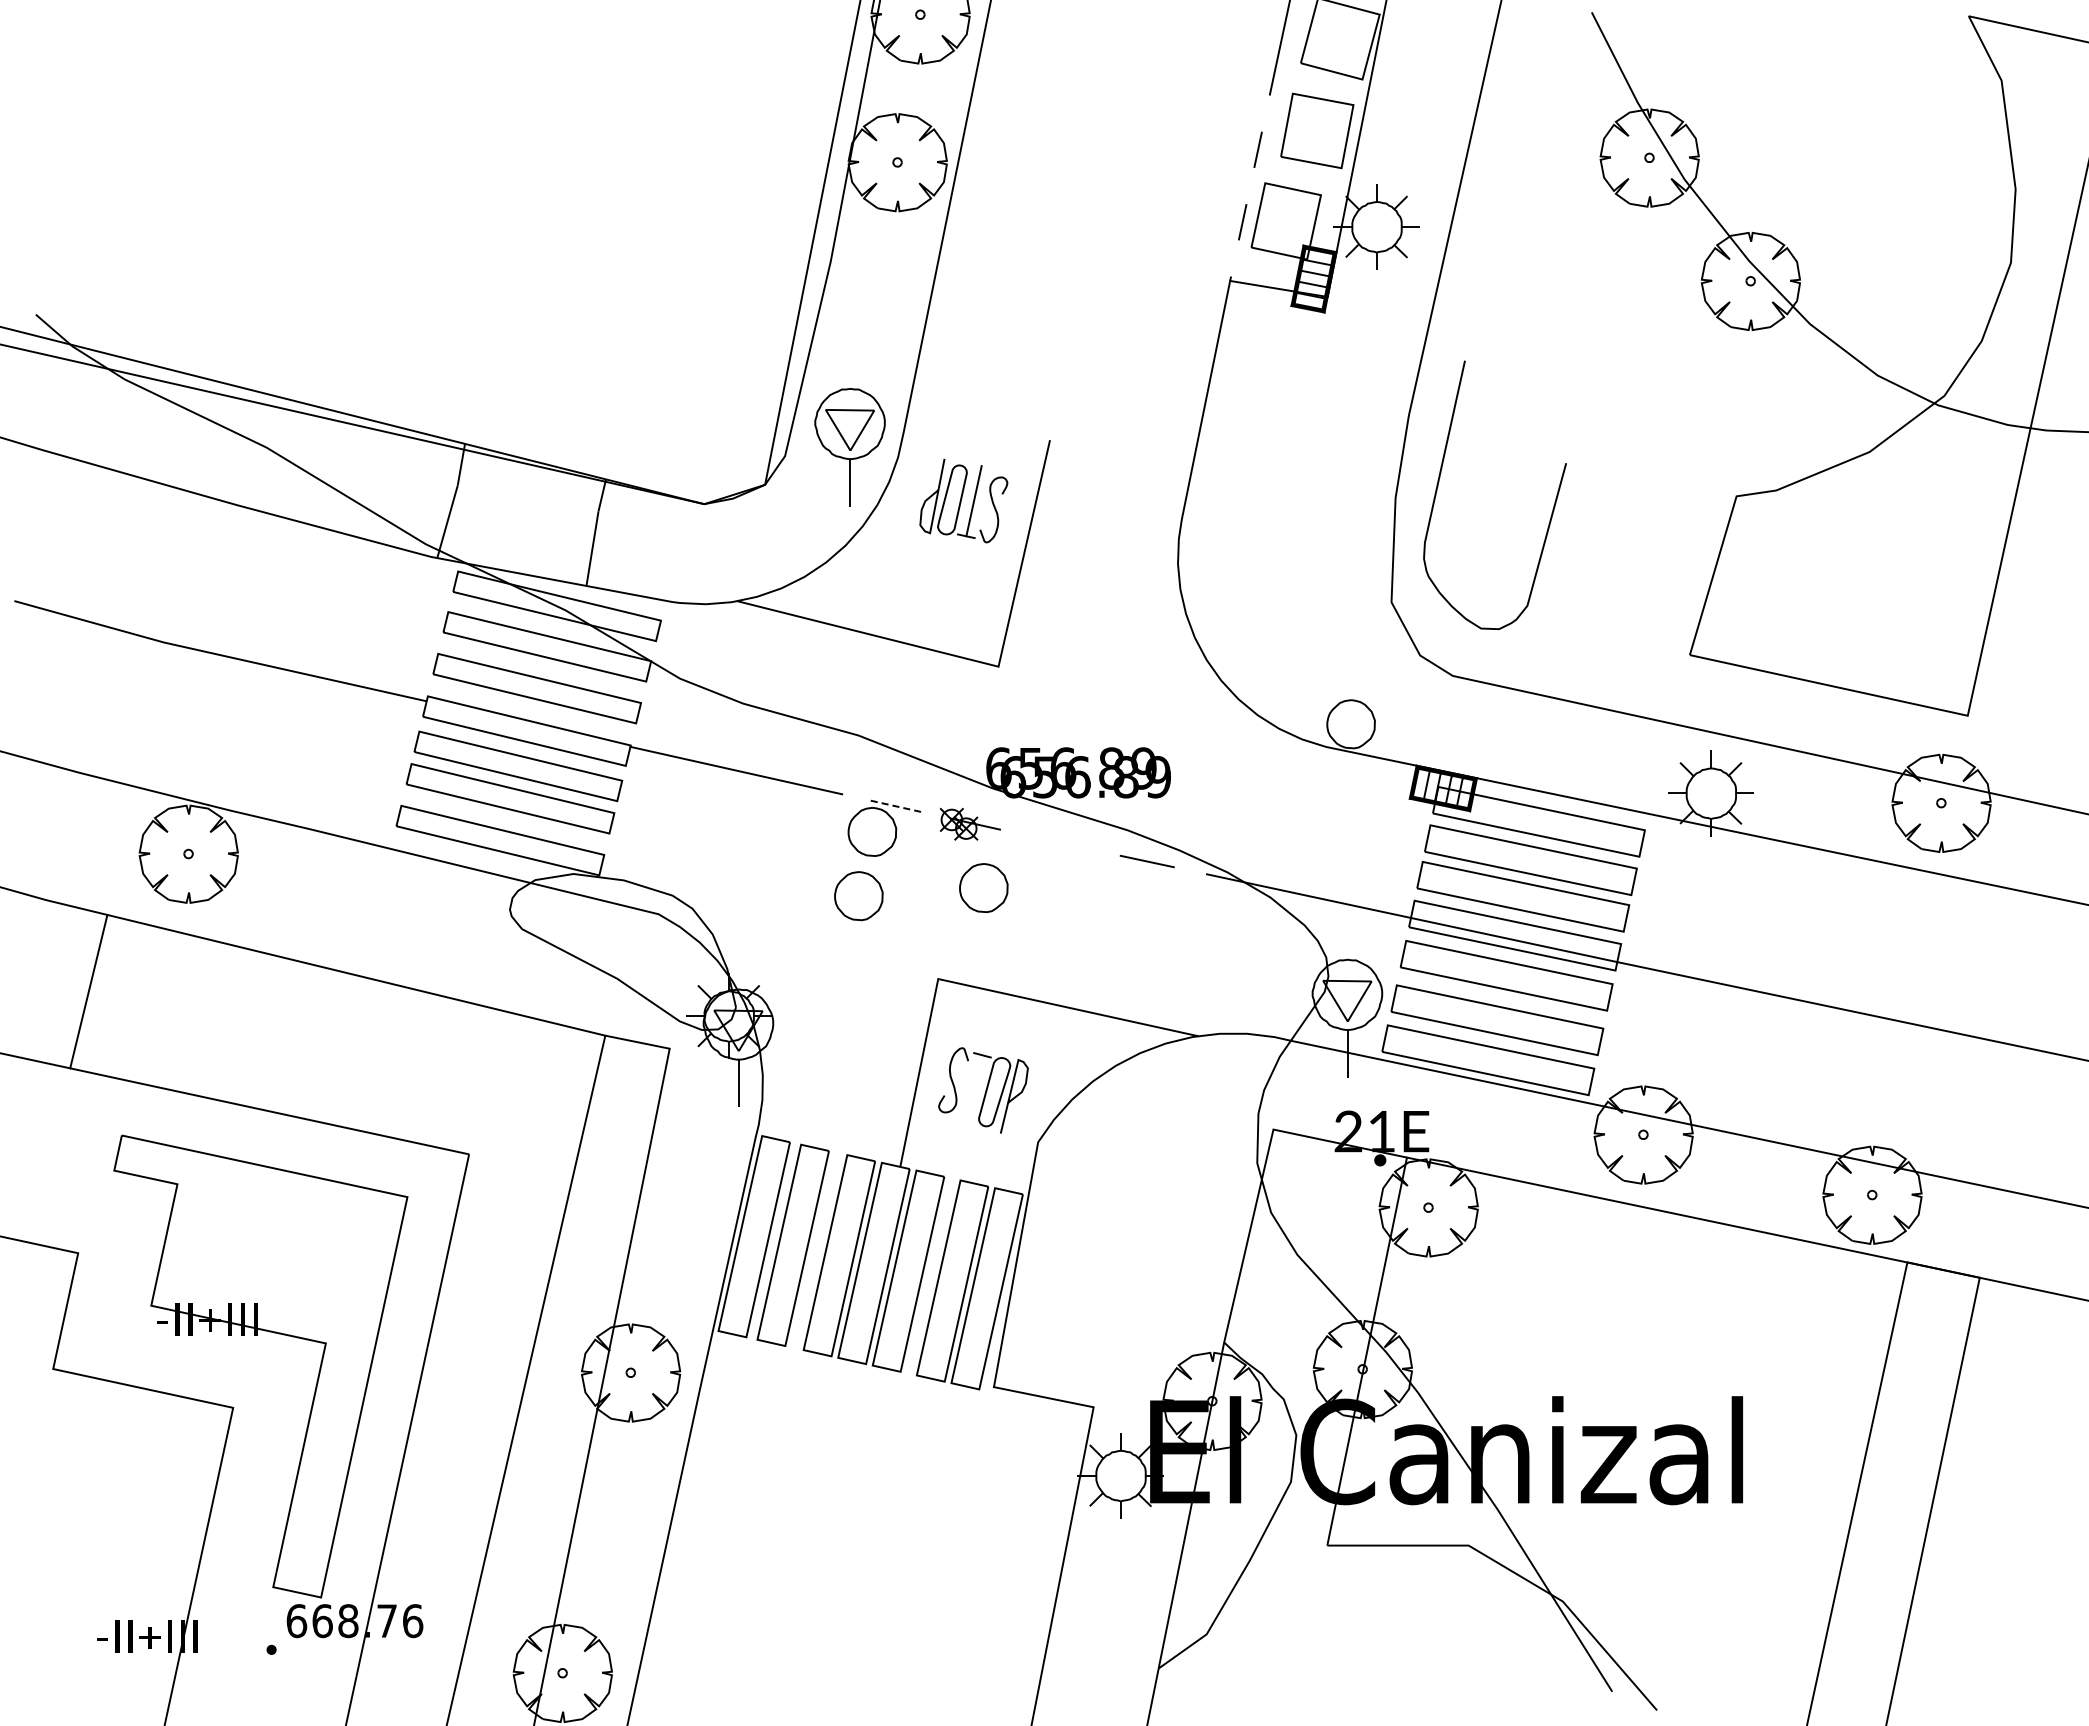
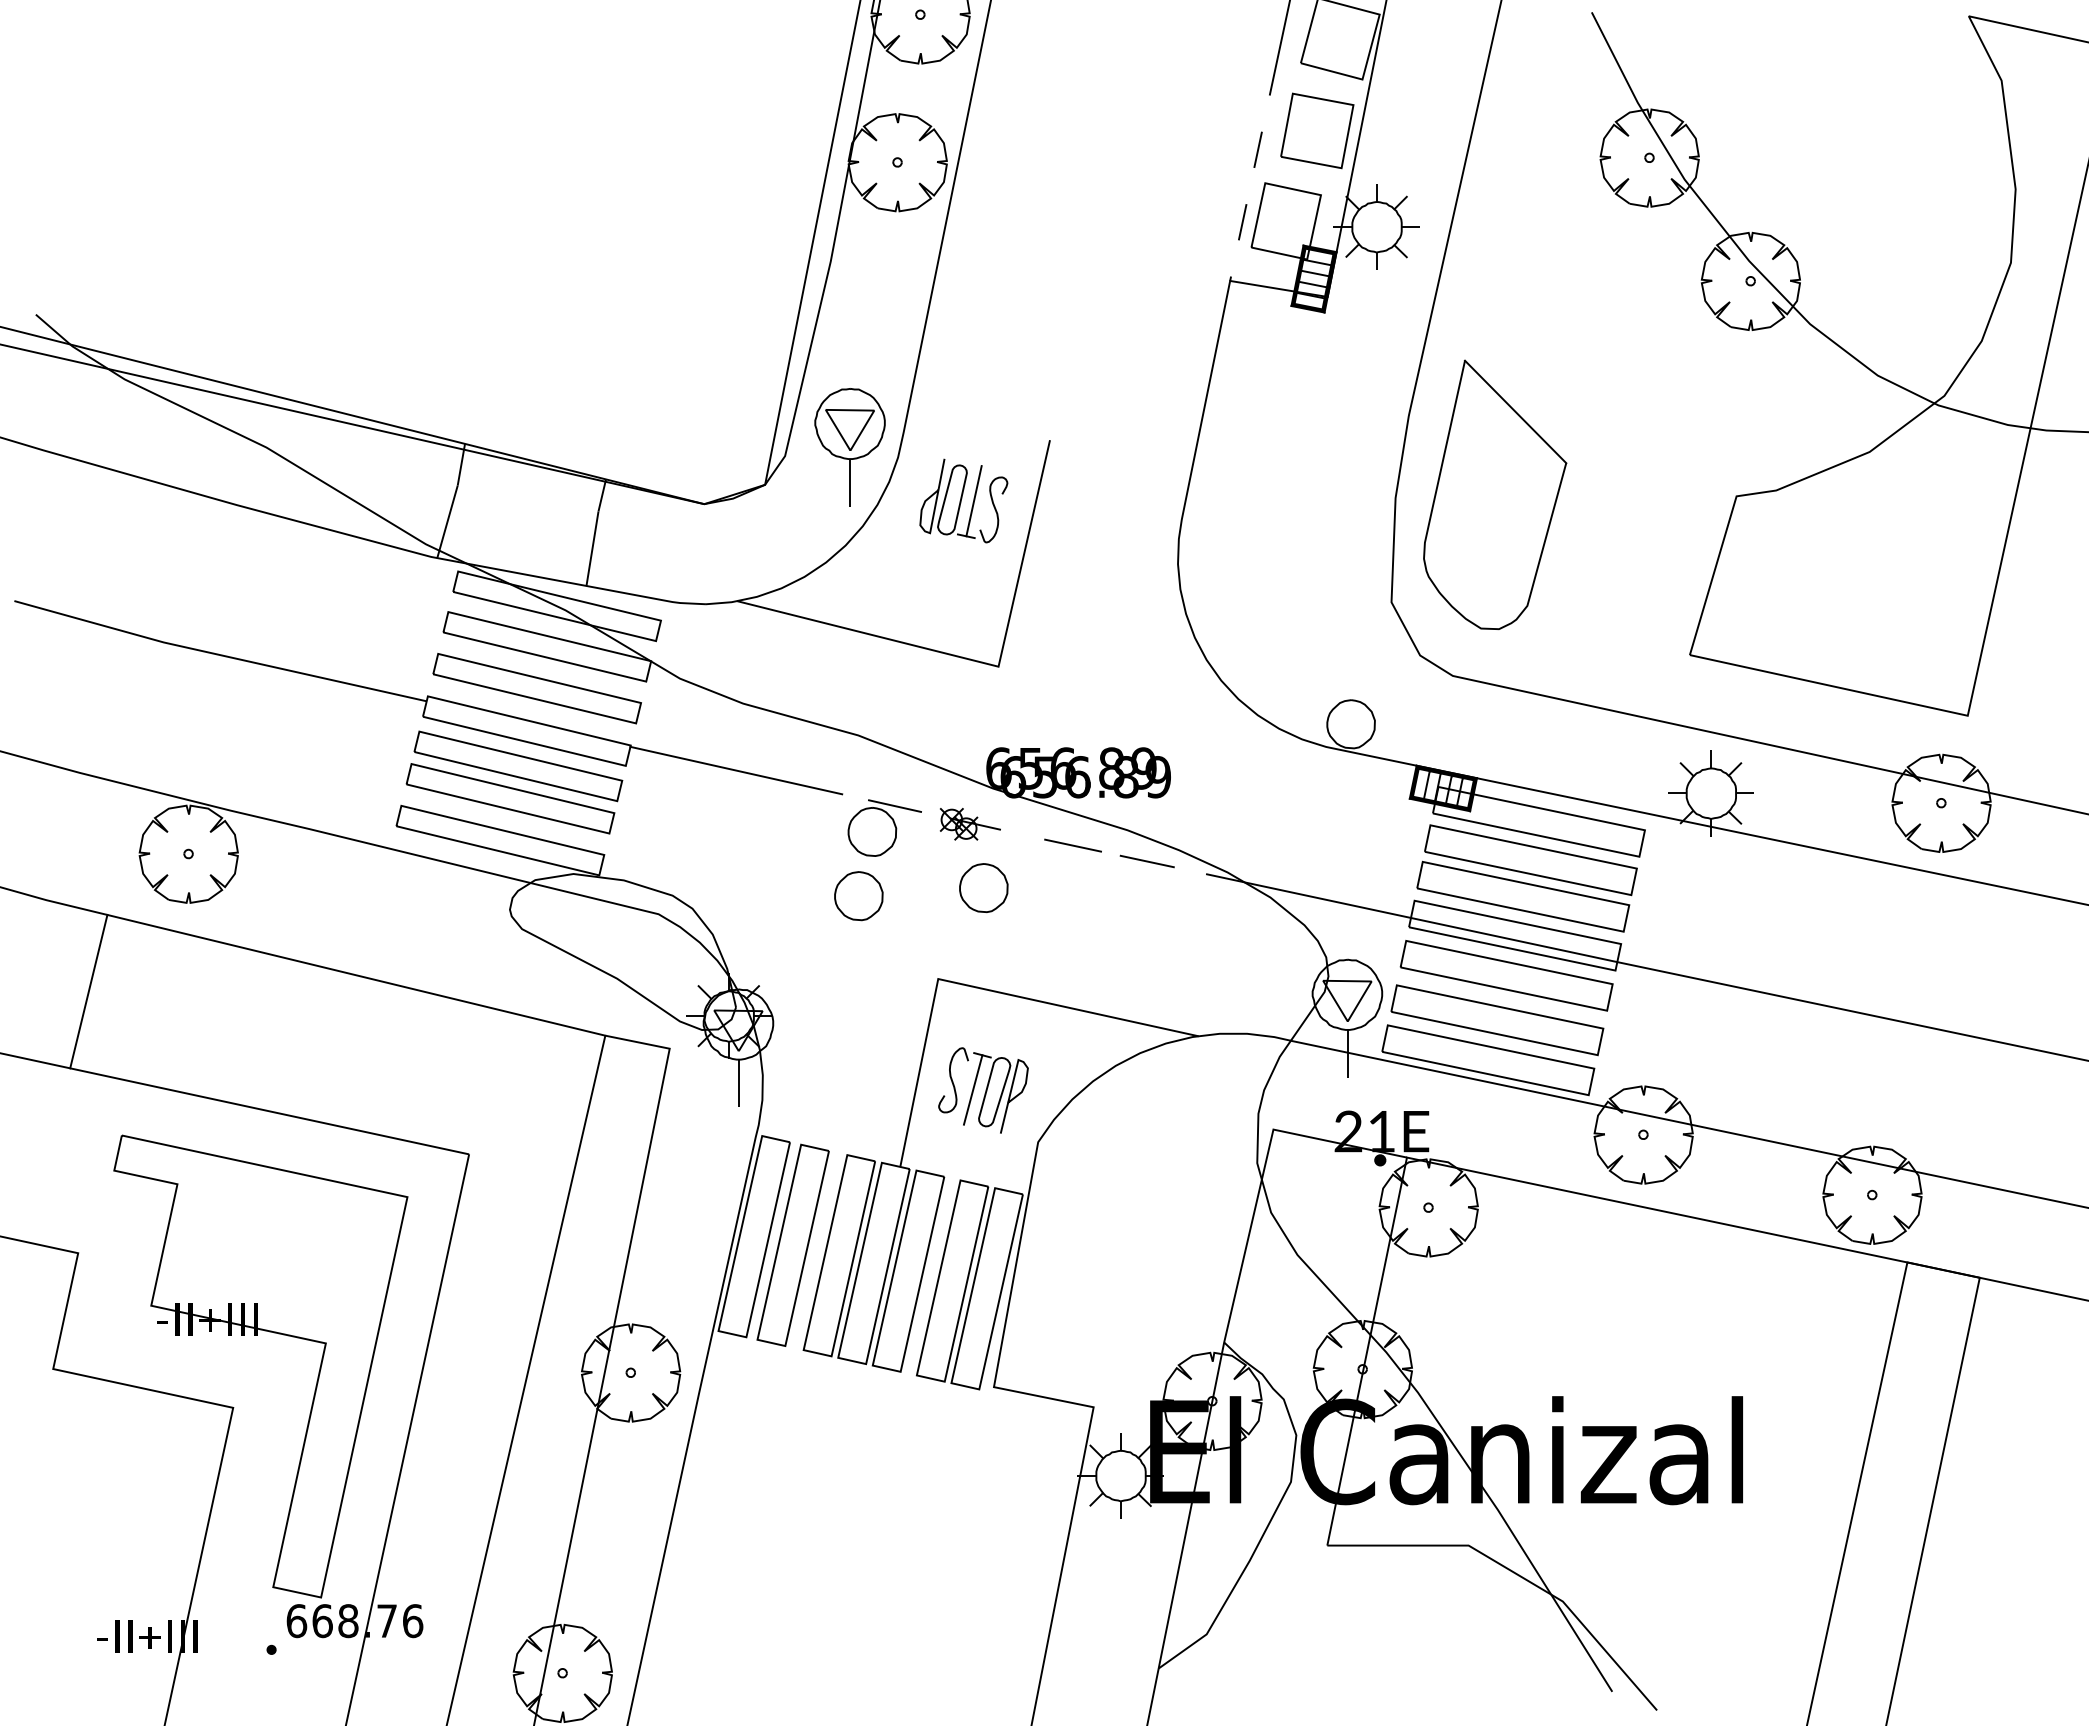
line: none -> present (1515, 411)
line: dashed -> solid (895, 806)
line: none -> present (1073, 845)
line: none -> present (972, 1089)
